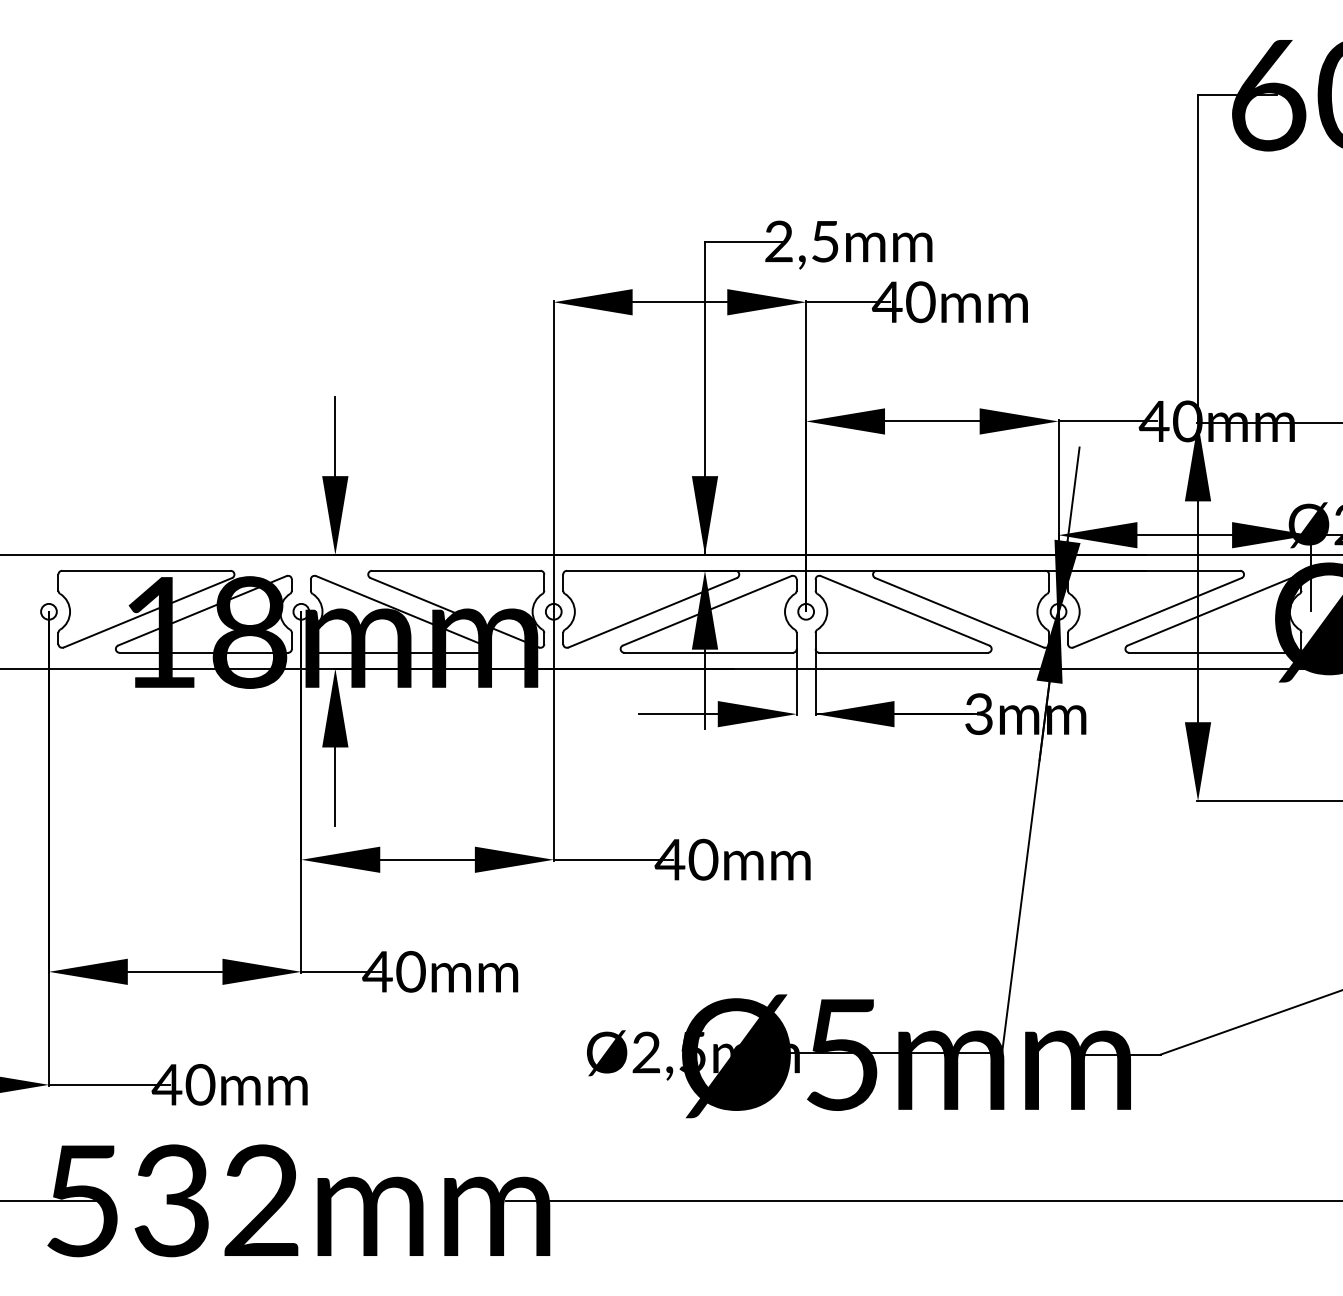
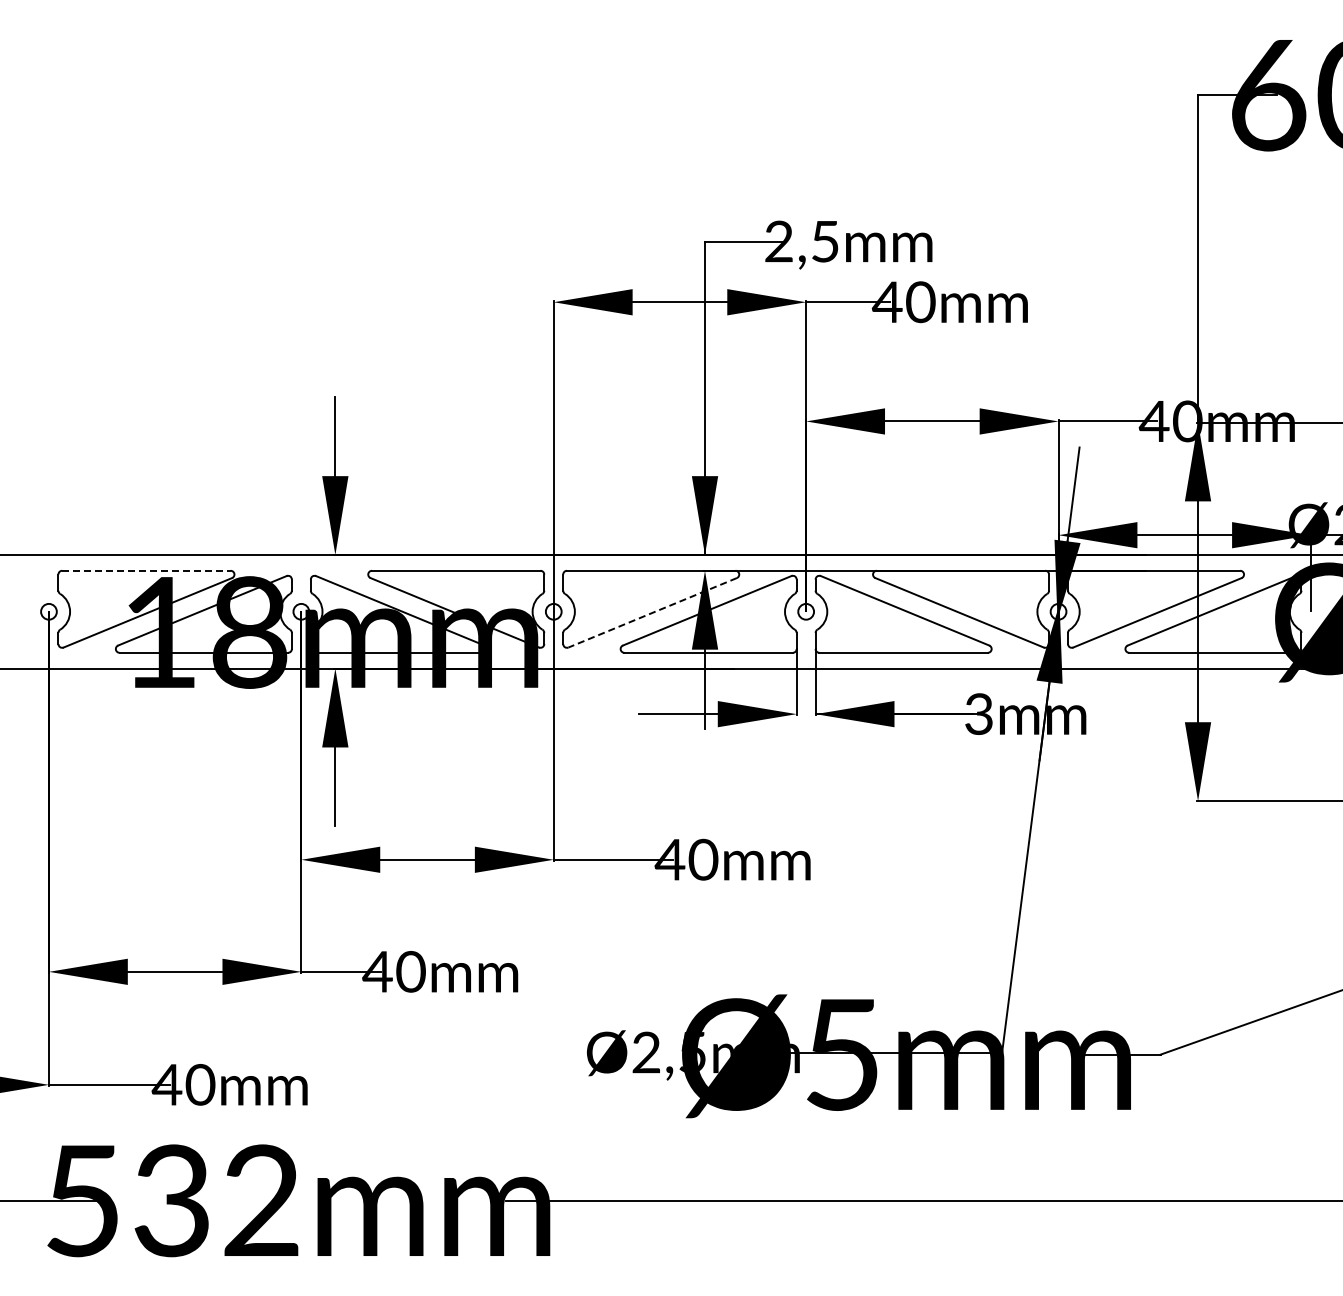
line: solid -> dashed (146, 570)
line: solid -> dashed (652, 613)
